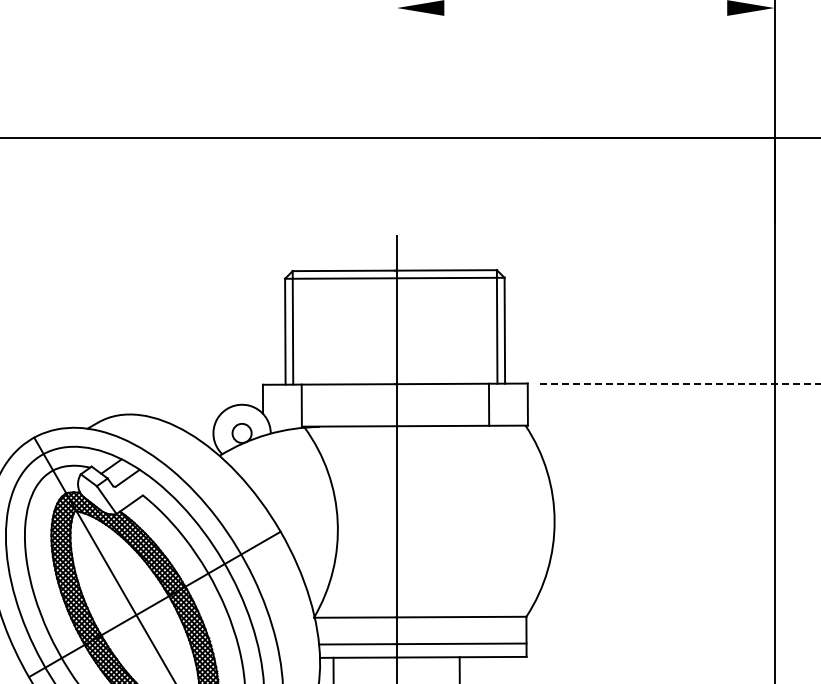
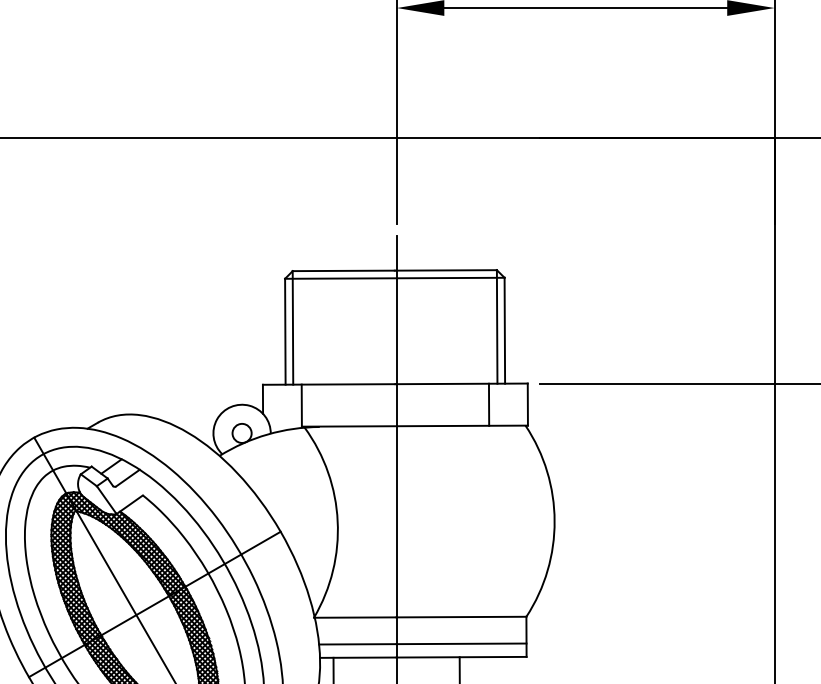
line: none -> present (585, 8)
line: none -> present (396, 113)
line: dashed -> solid (680, 383)
